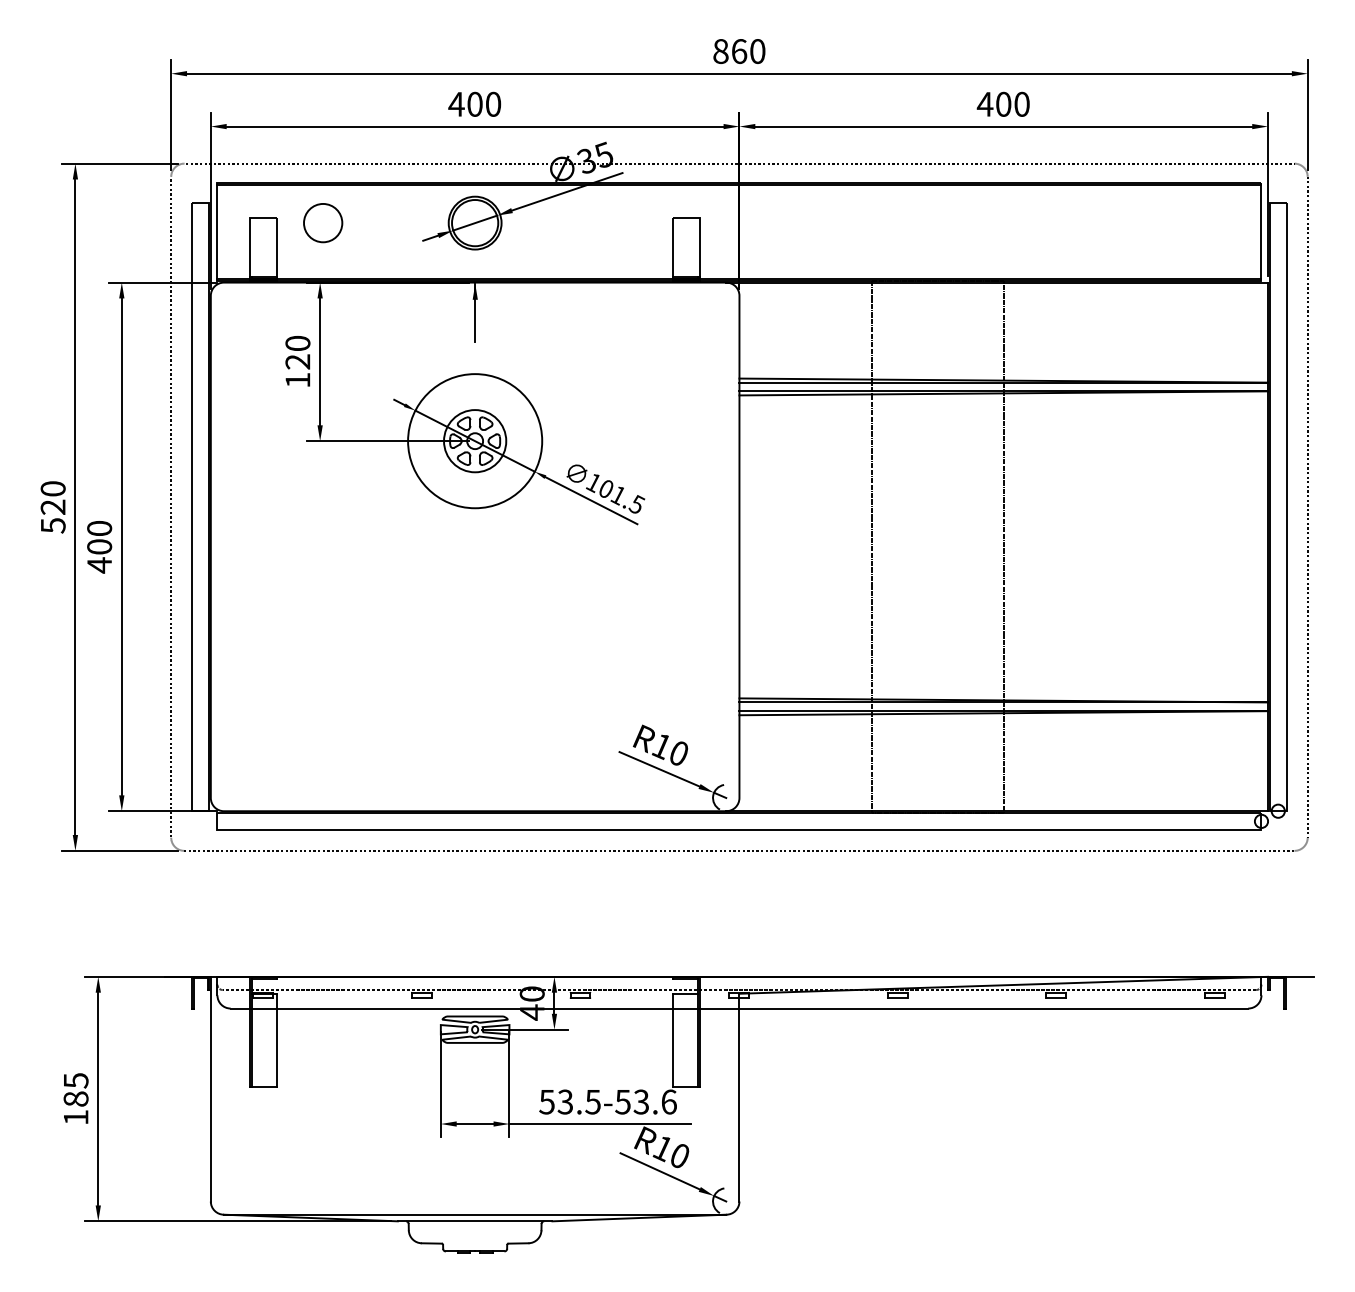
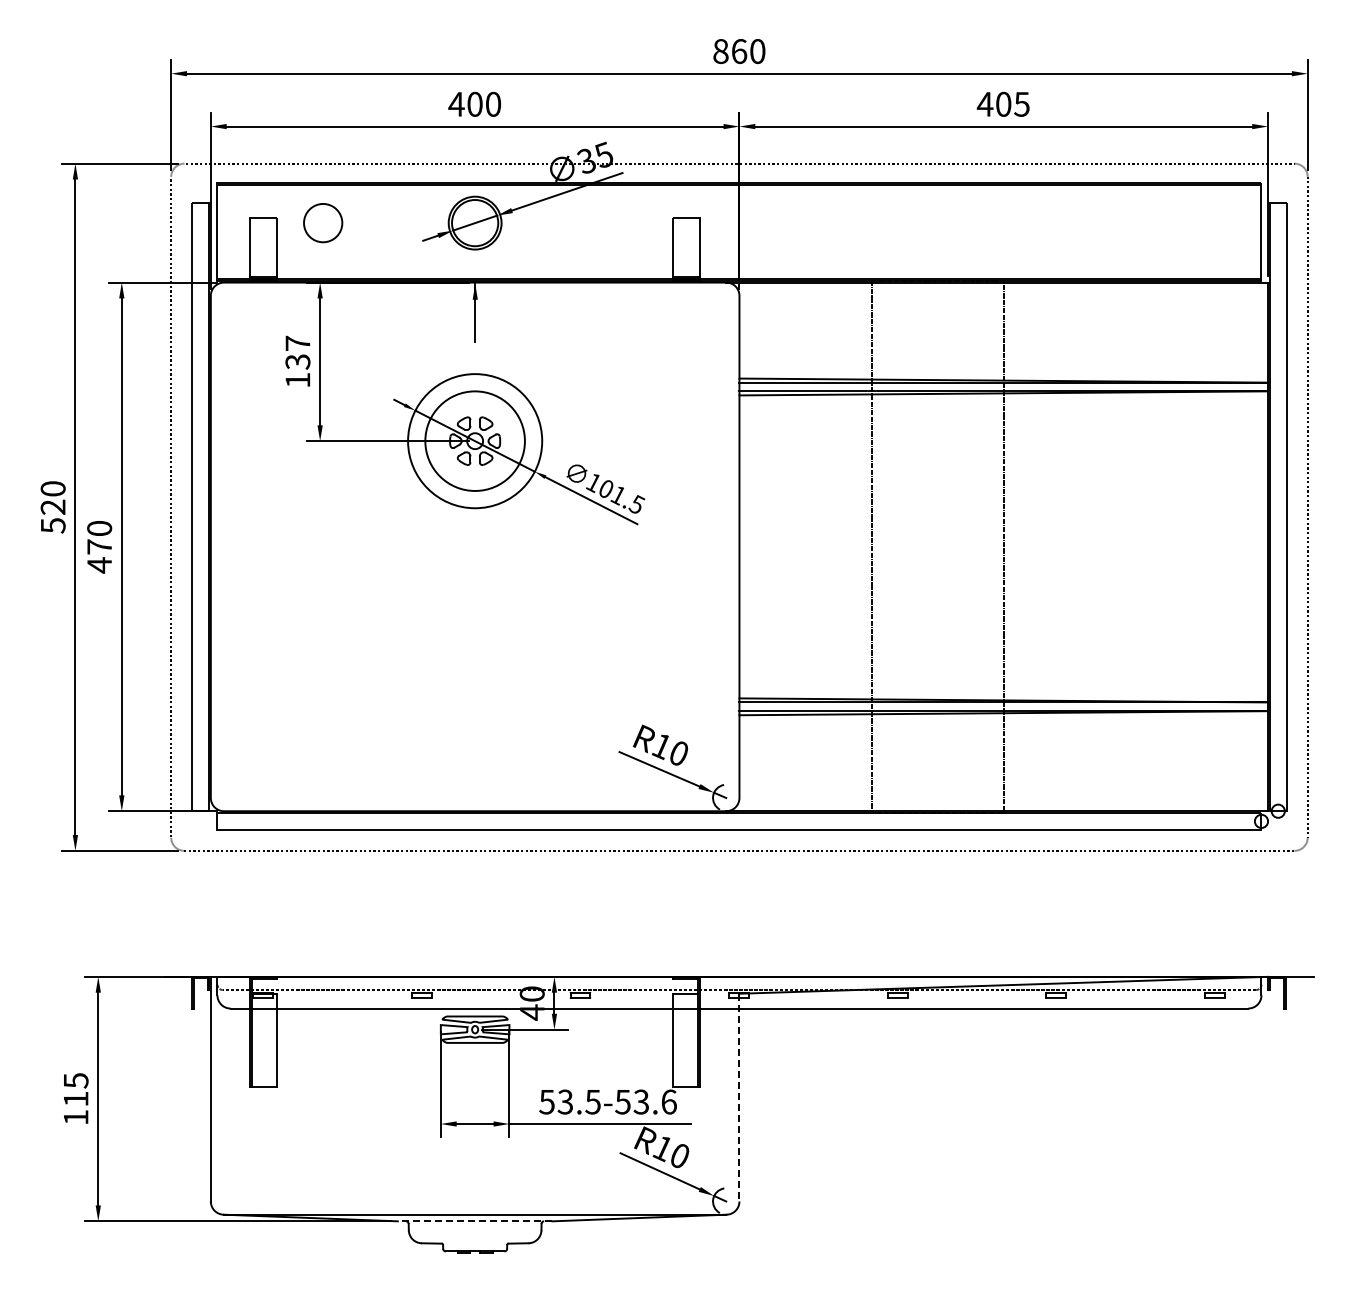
text: 400 -> 405 (1021, 103)
text: 120 -> 137 (297, 352)
circle diameter: 62 px -> 100 px (474, 440)
text: 400 -> 470 (99, 546)
line: solid -> dashed (739, 1097)
text: 185 -> 115 (75, 1098)
line: solid -> dashed (474, 1221)
